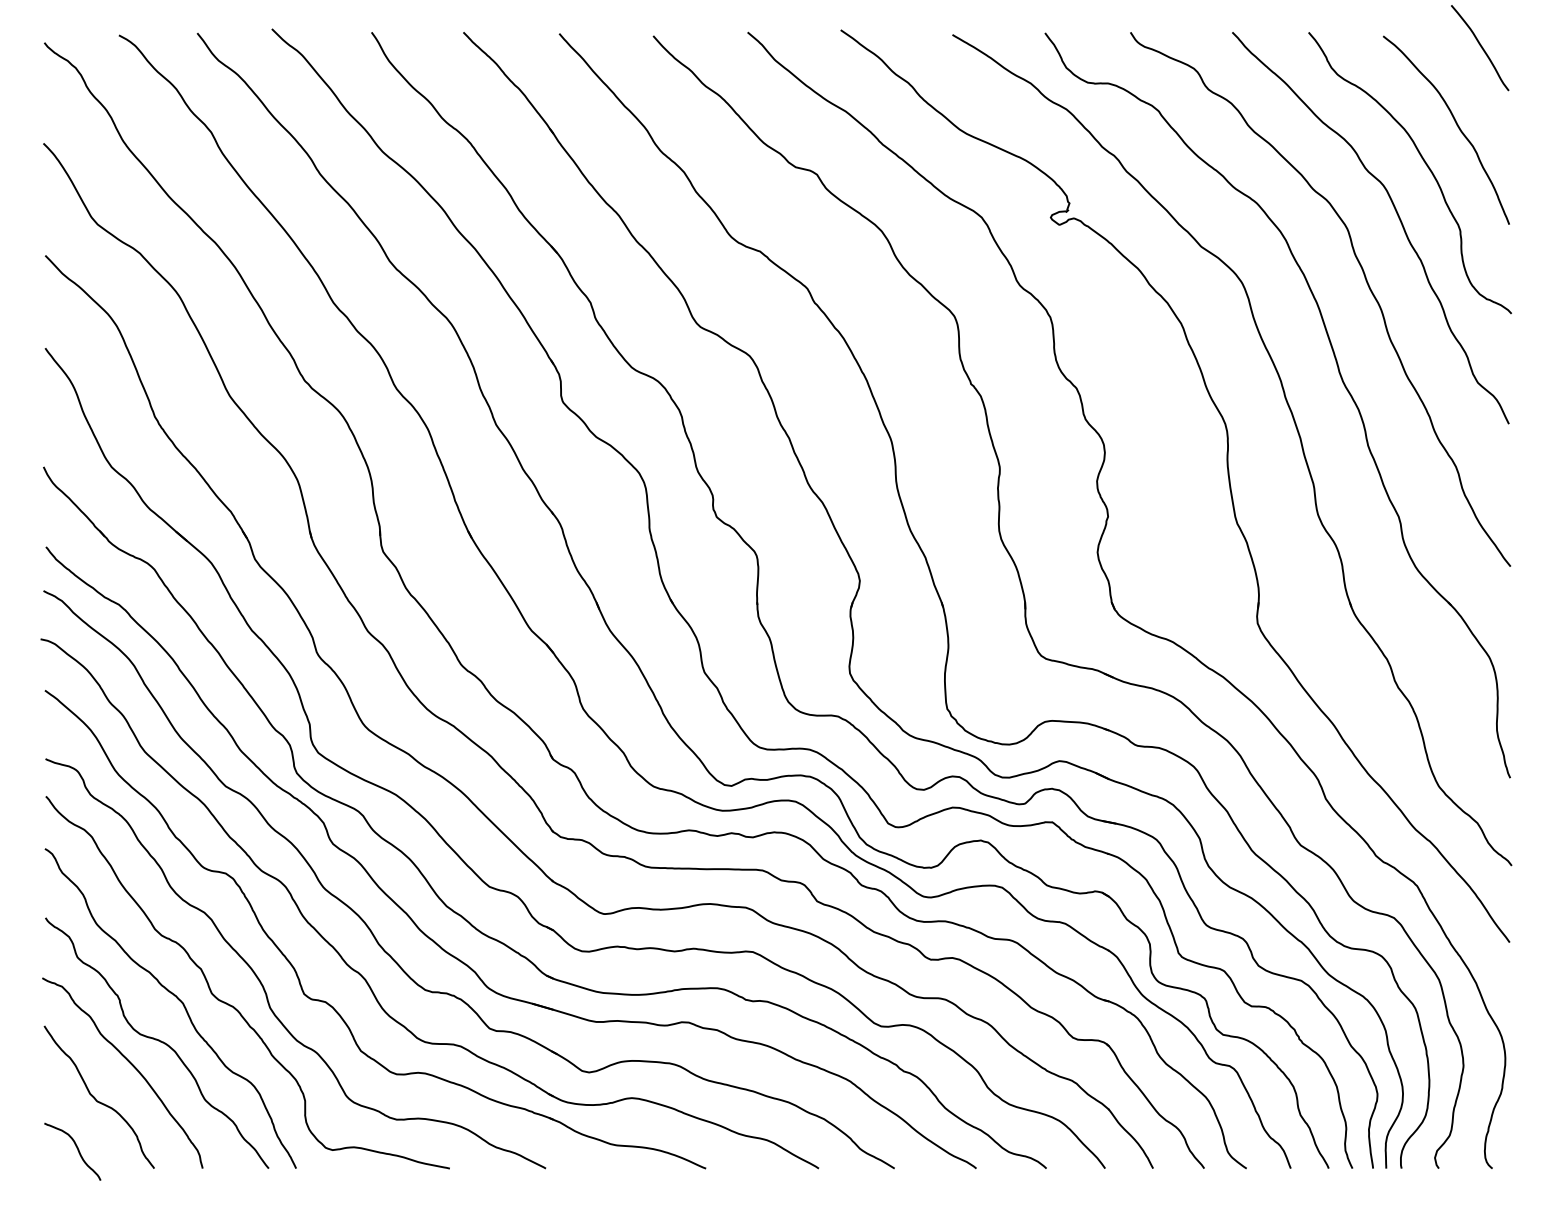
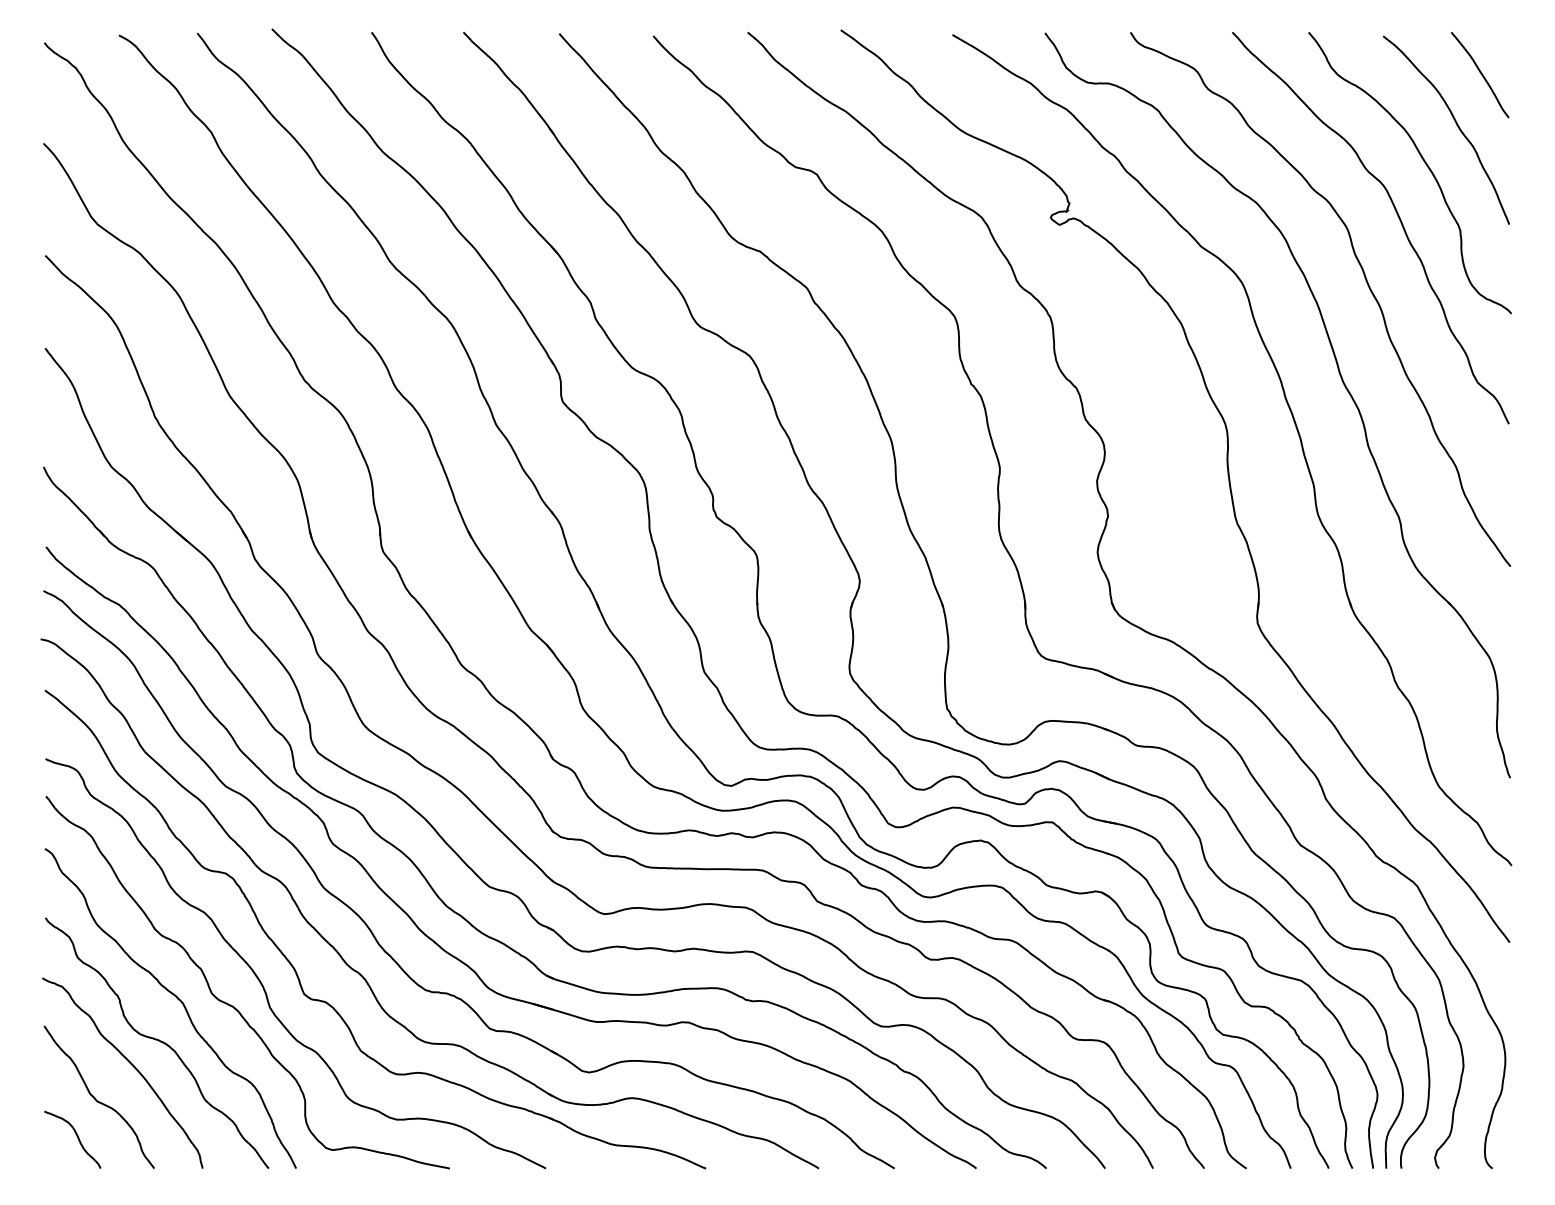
curve position: (1480, 47) -> (1480, 74) (1480, 74)
curve position: (76, 1148) -> (76, 1136) (76, 1136)
